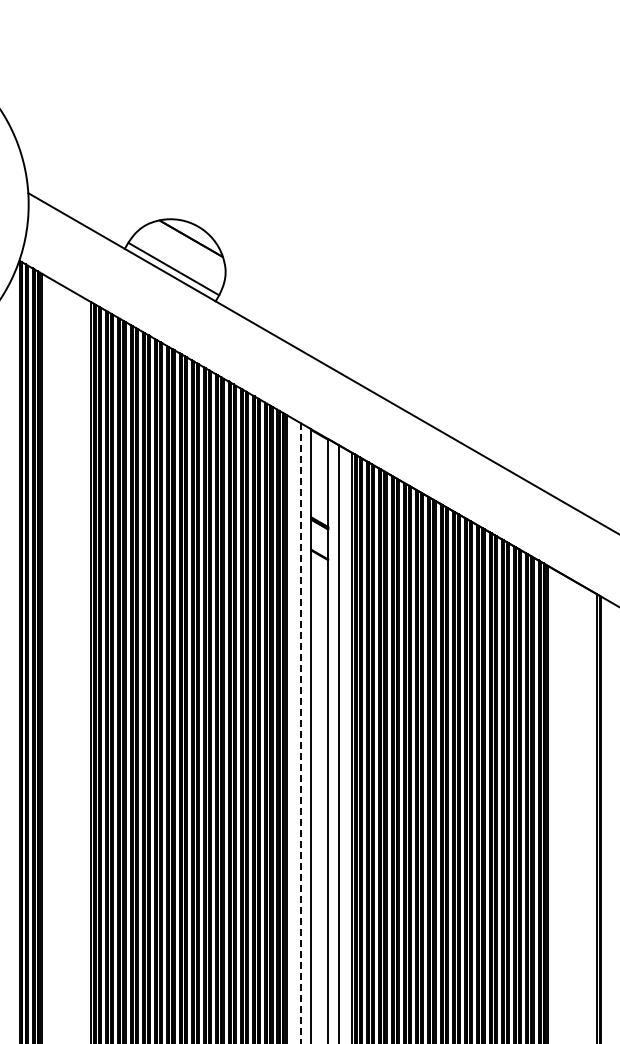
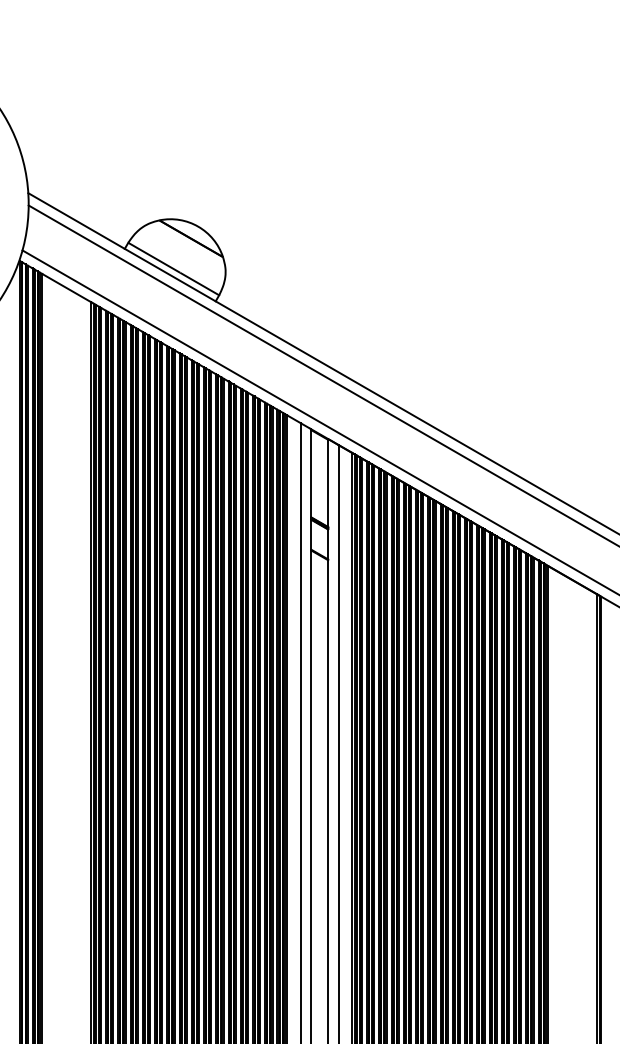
line: none -> present (322, 375)
line: none -> present (319, 421)
line: dashed -> solid (300, 733)
